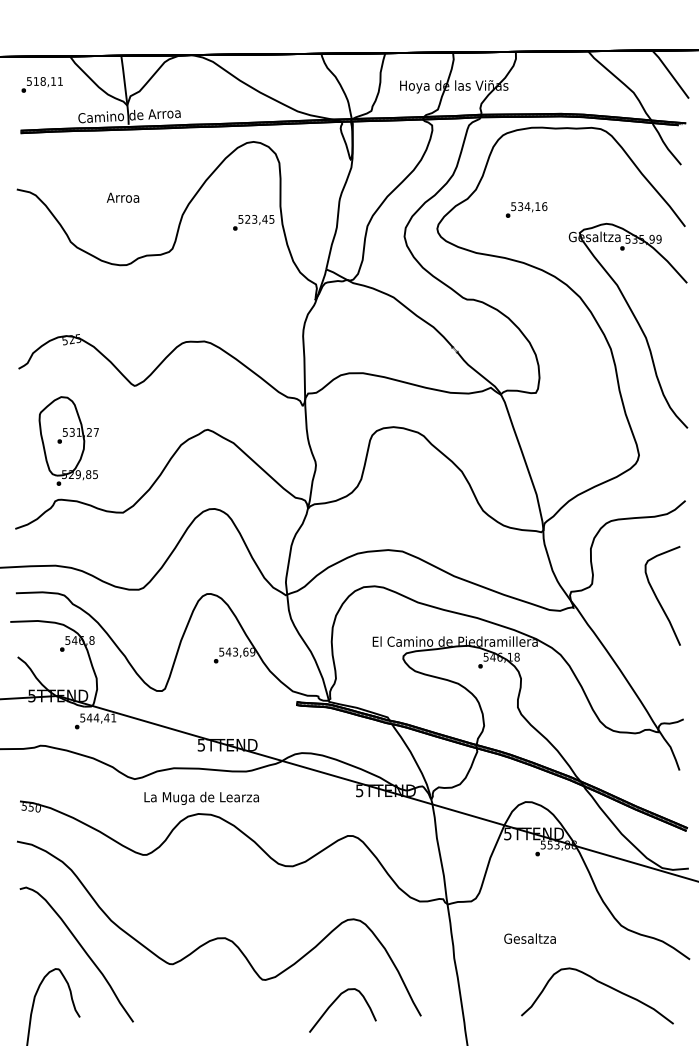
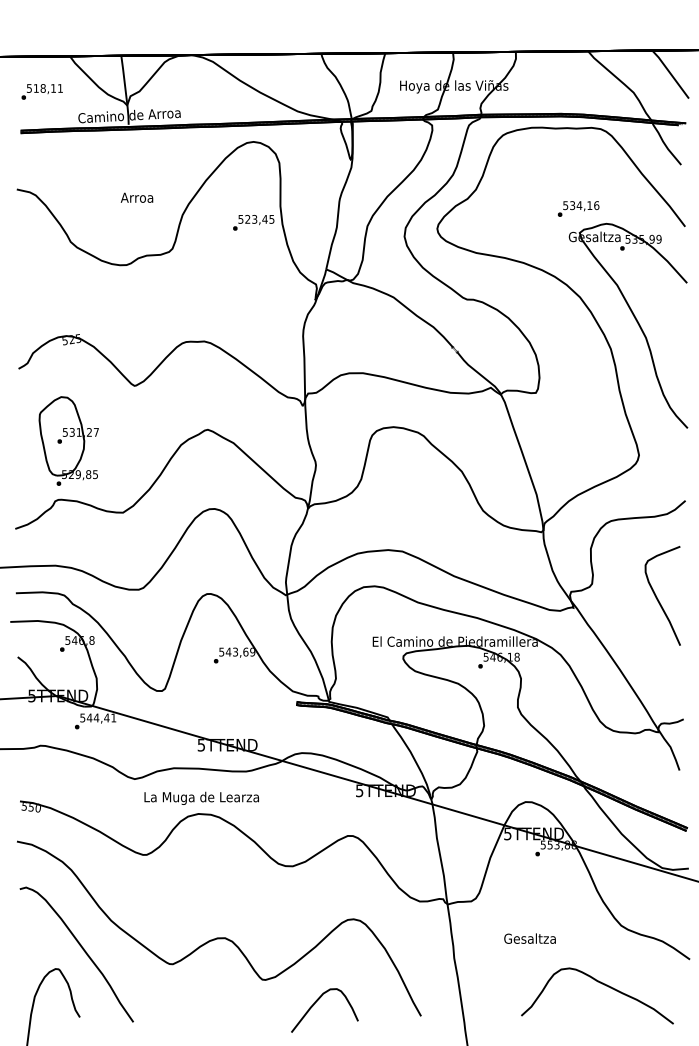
text position: (41, 84) -> (41, 91) (41, 91)
text position: (122, 197) -> (136, 197) (136, 197)
text position: (526, 209) -> (578, 208) (578, 208)
curve position: (334, 1002) -> (316, 1002) (316, 1002)
